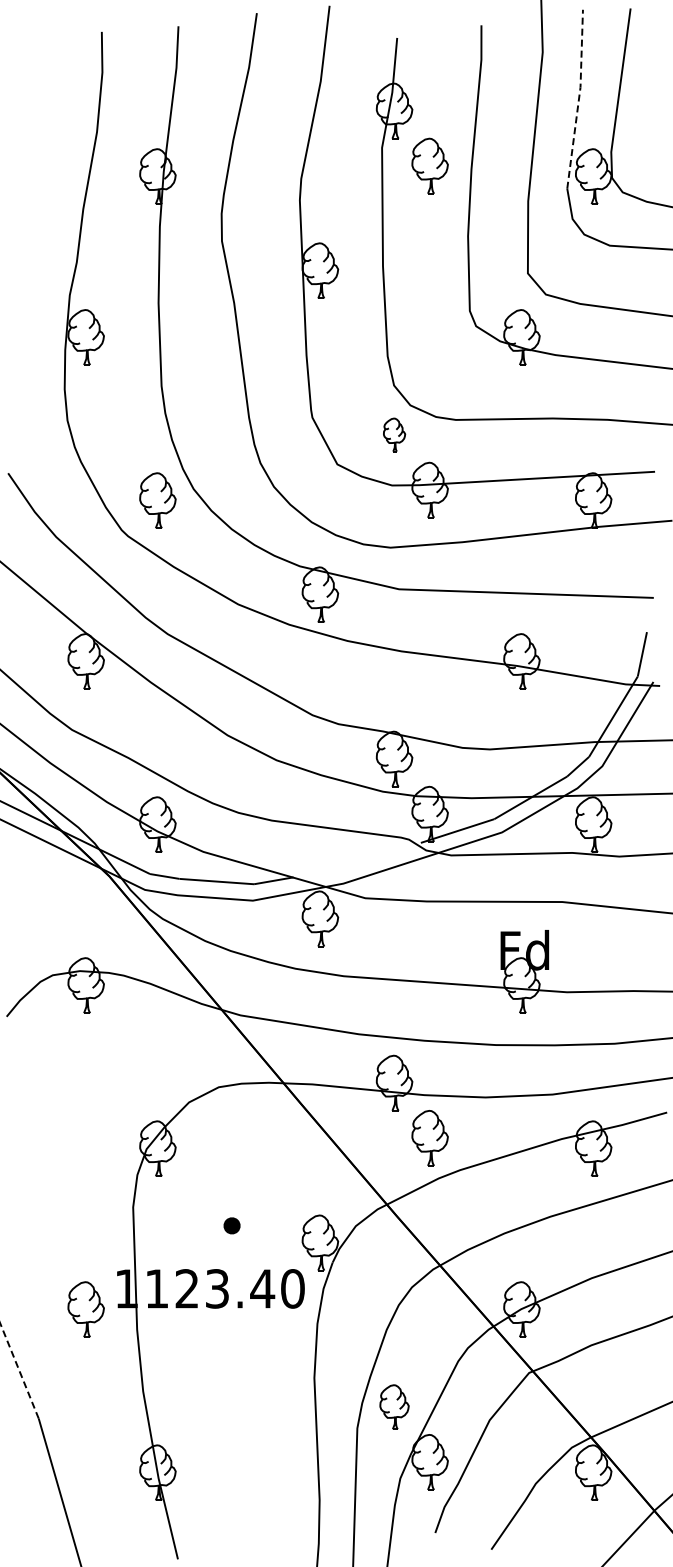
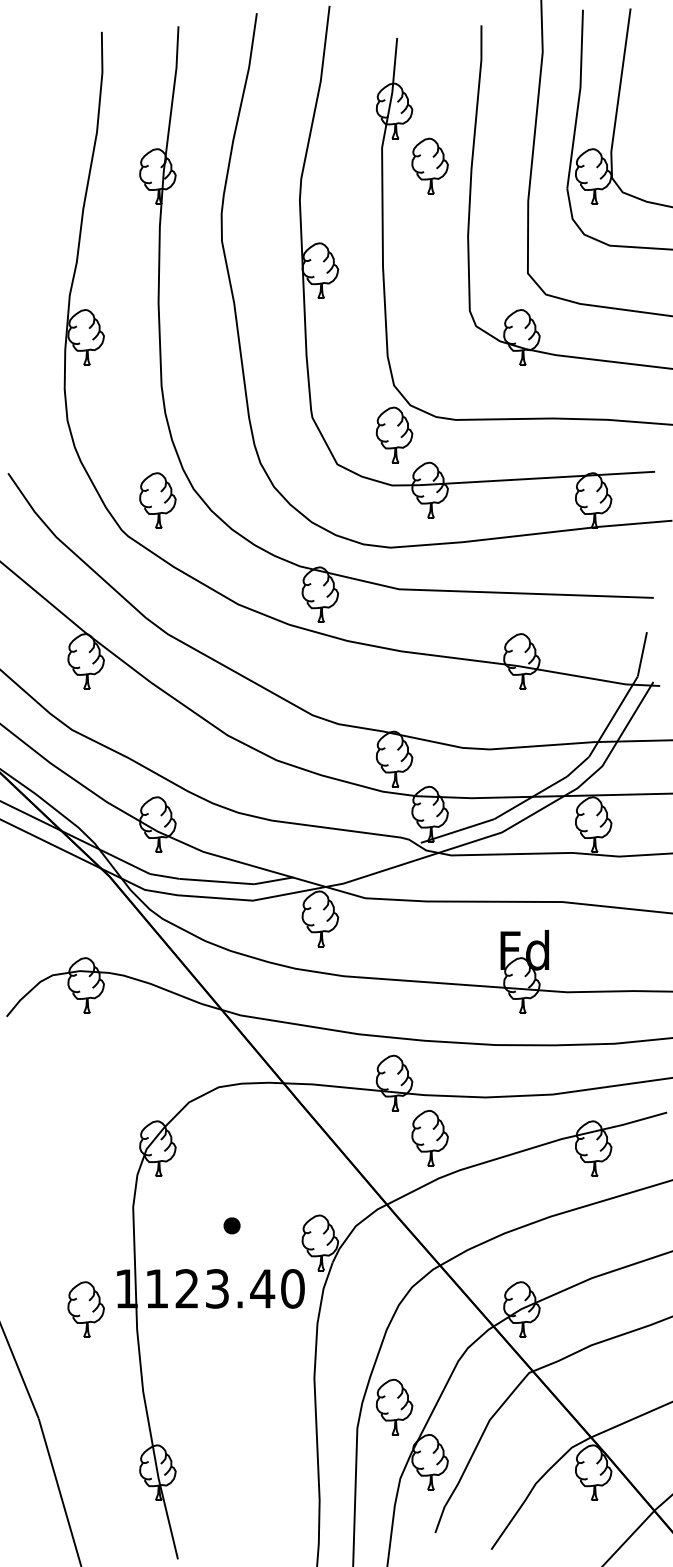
line: dashed -> solid (578, 99)
part size: 24x36 px -> 39x58 px (394, 434)
line: dashed -> solid (19, 1370)
part size: 31x46 px -> 39x58 px (394, 1406)
